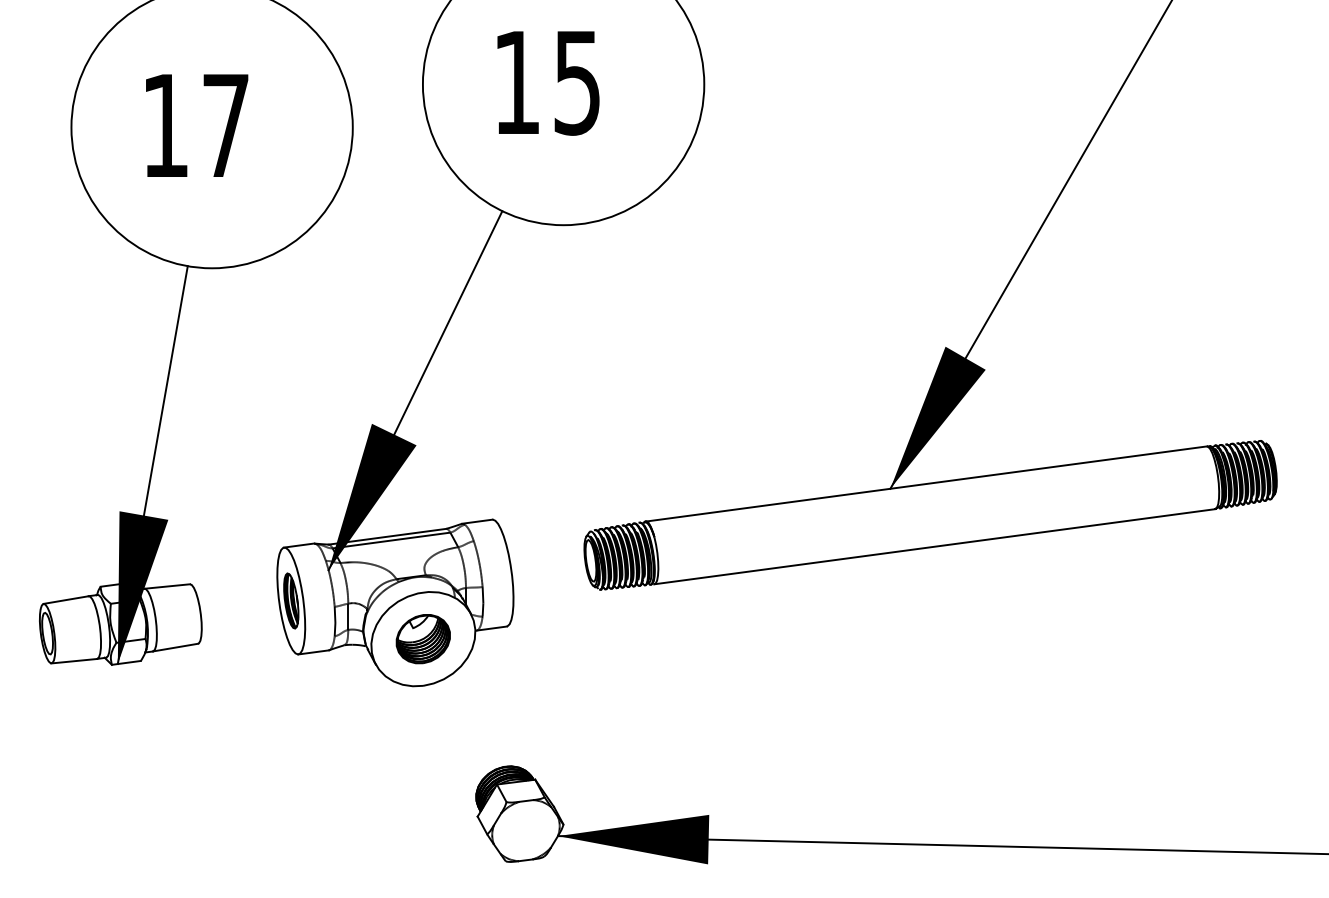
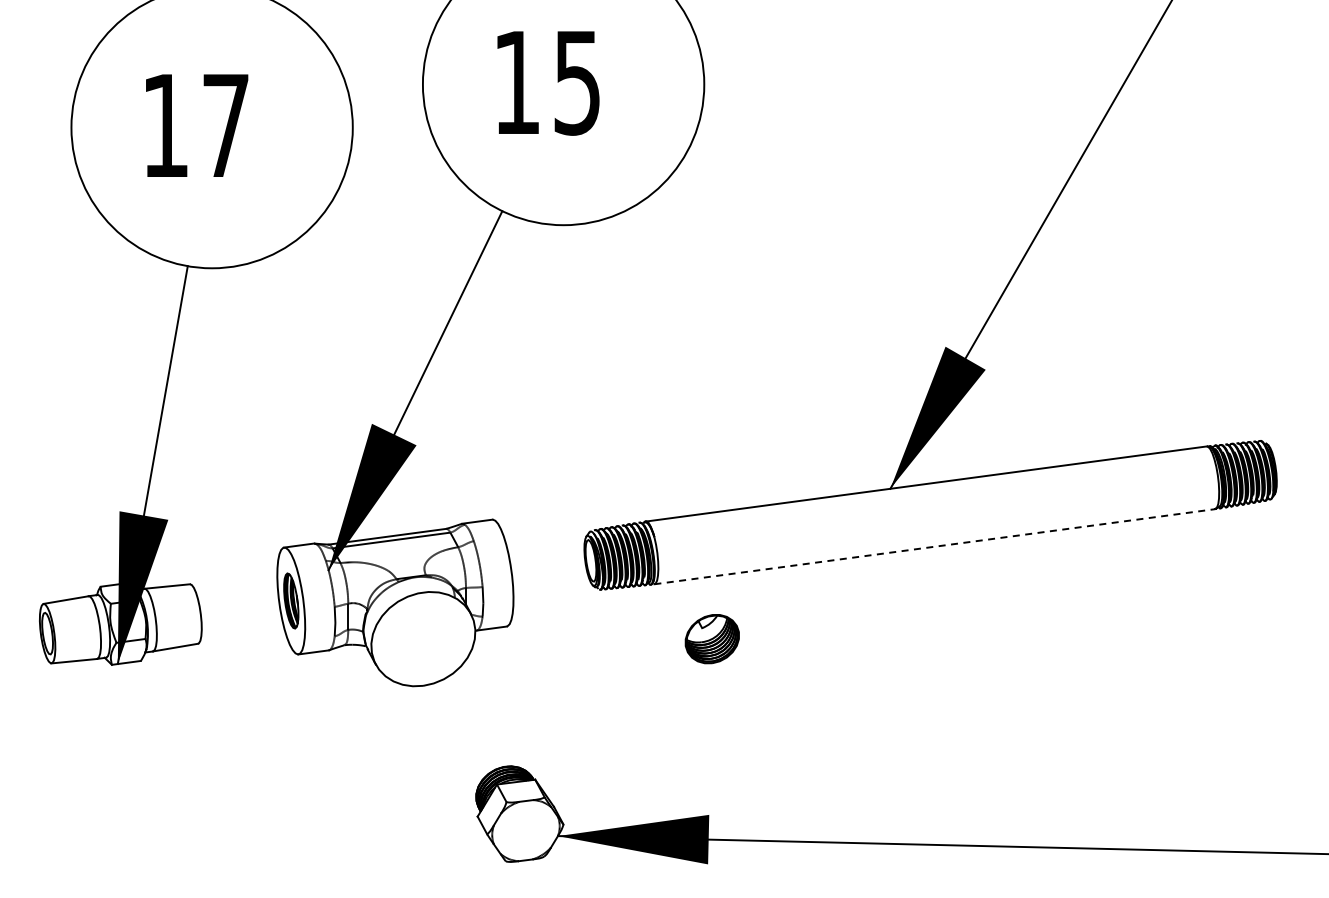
line: solid -> dashed (934, 546)
part position: (422, 639) -> (711, 639) (711, 639)
